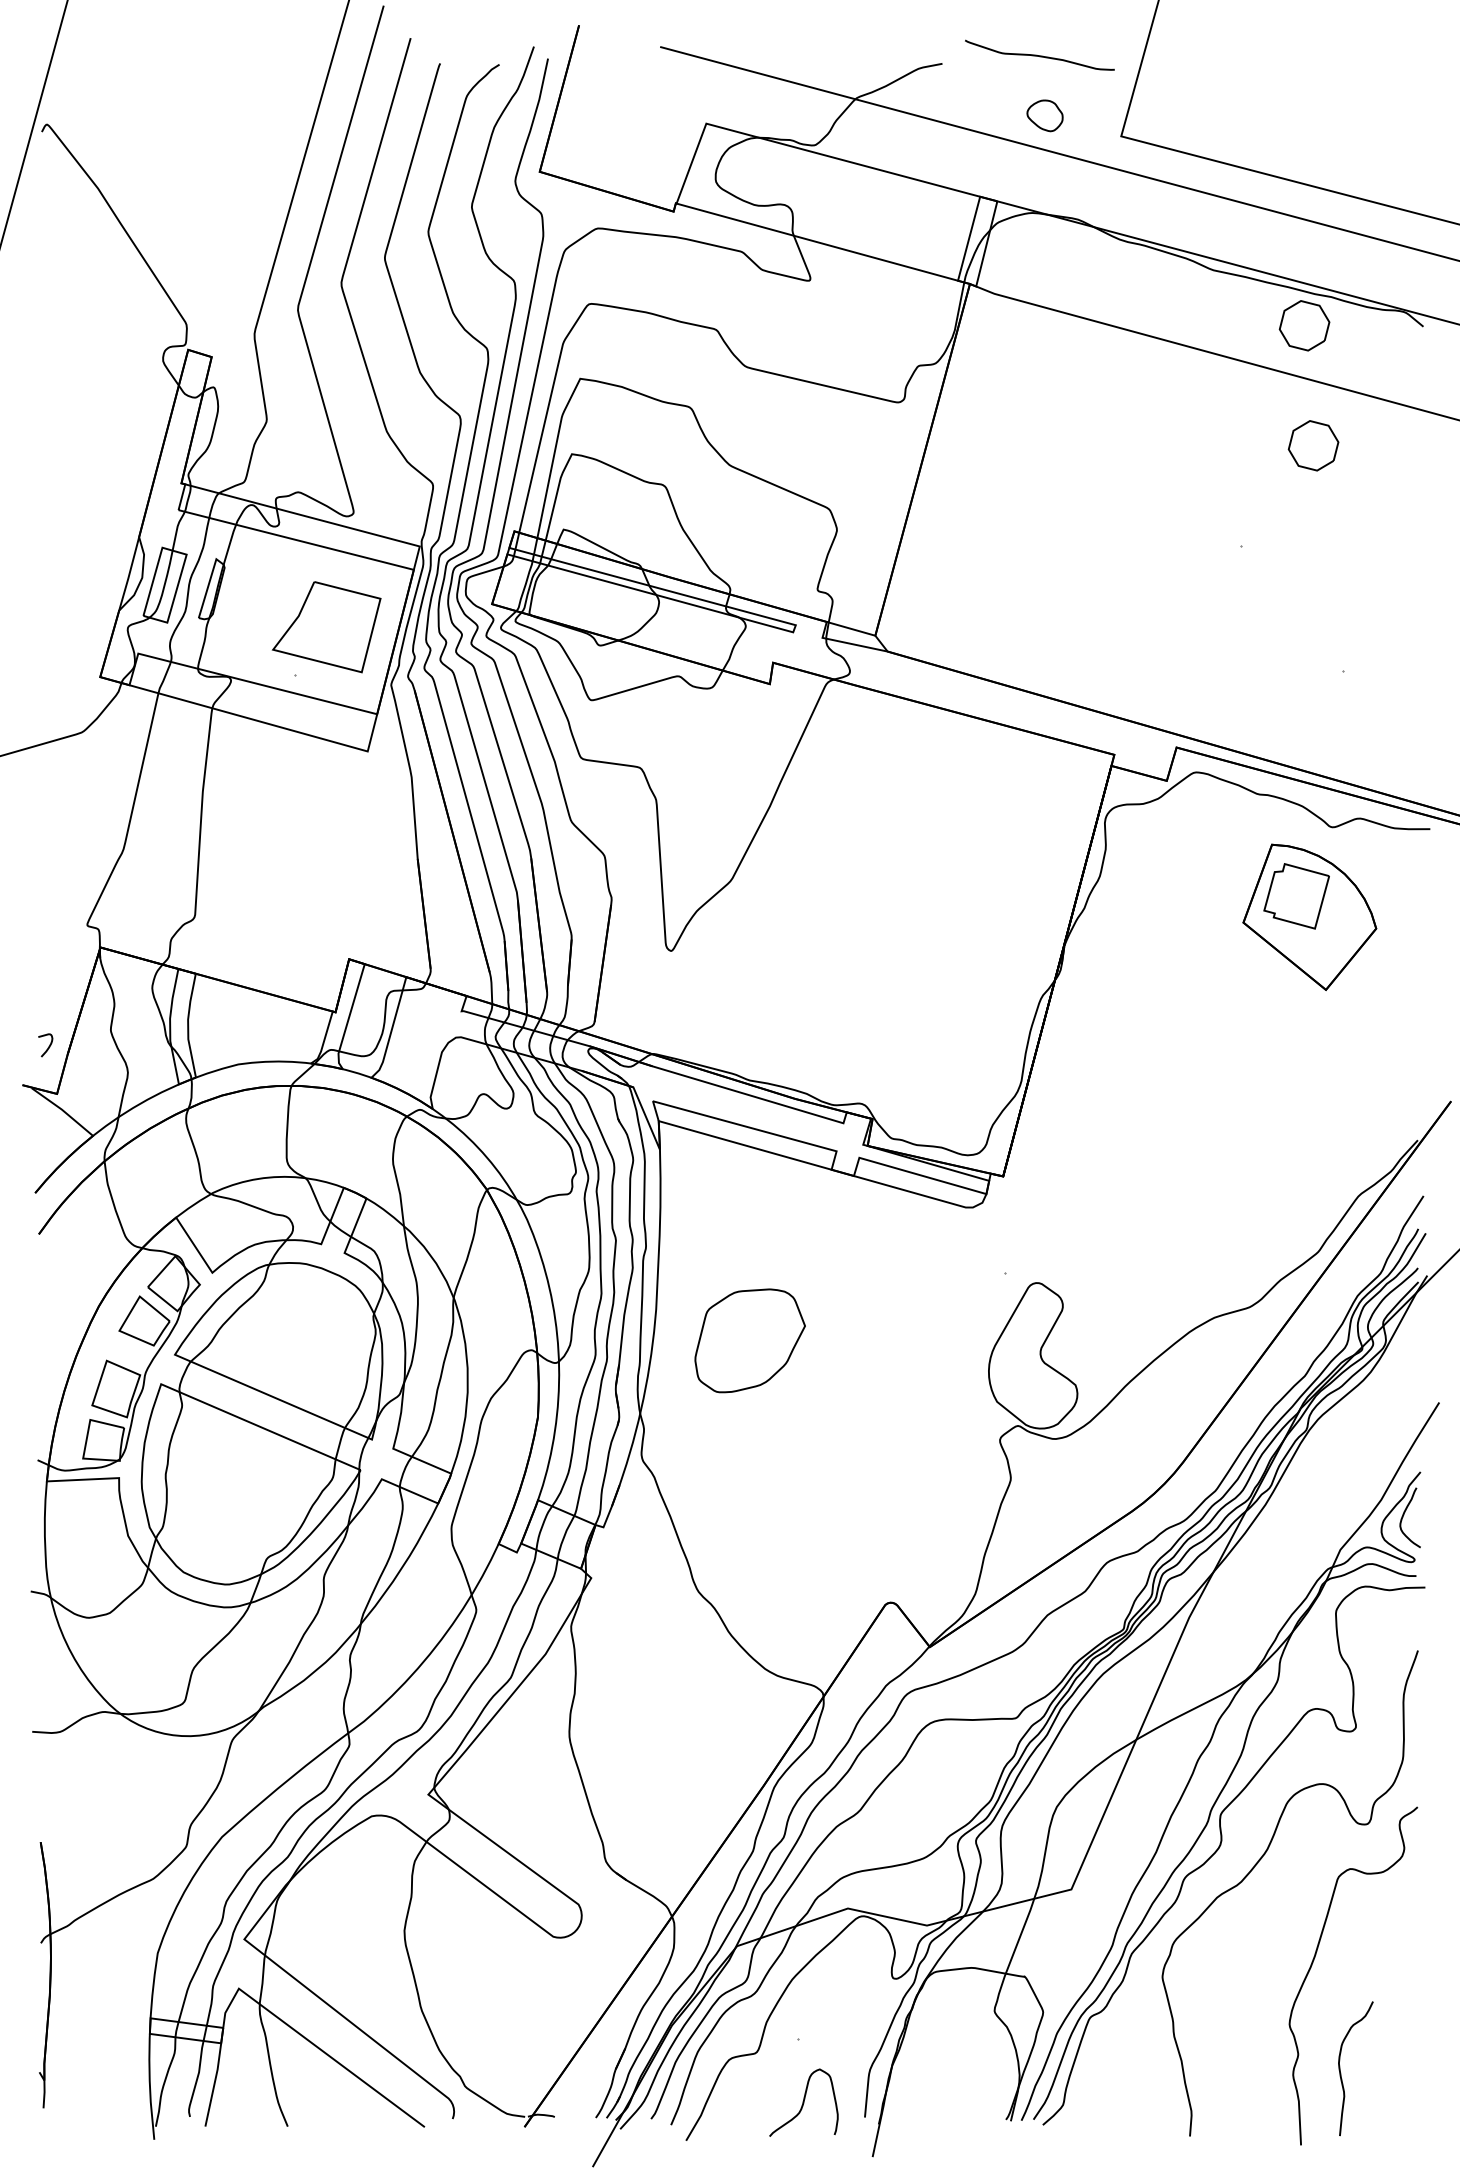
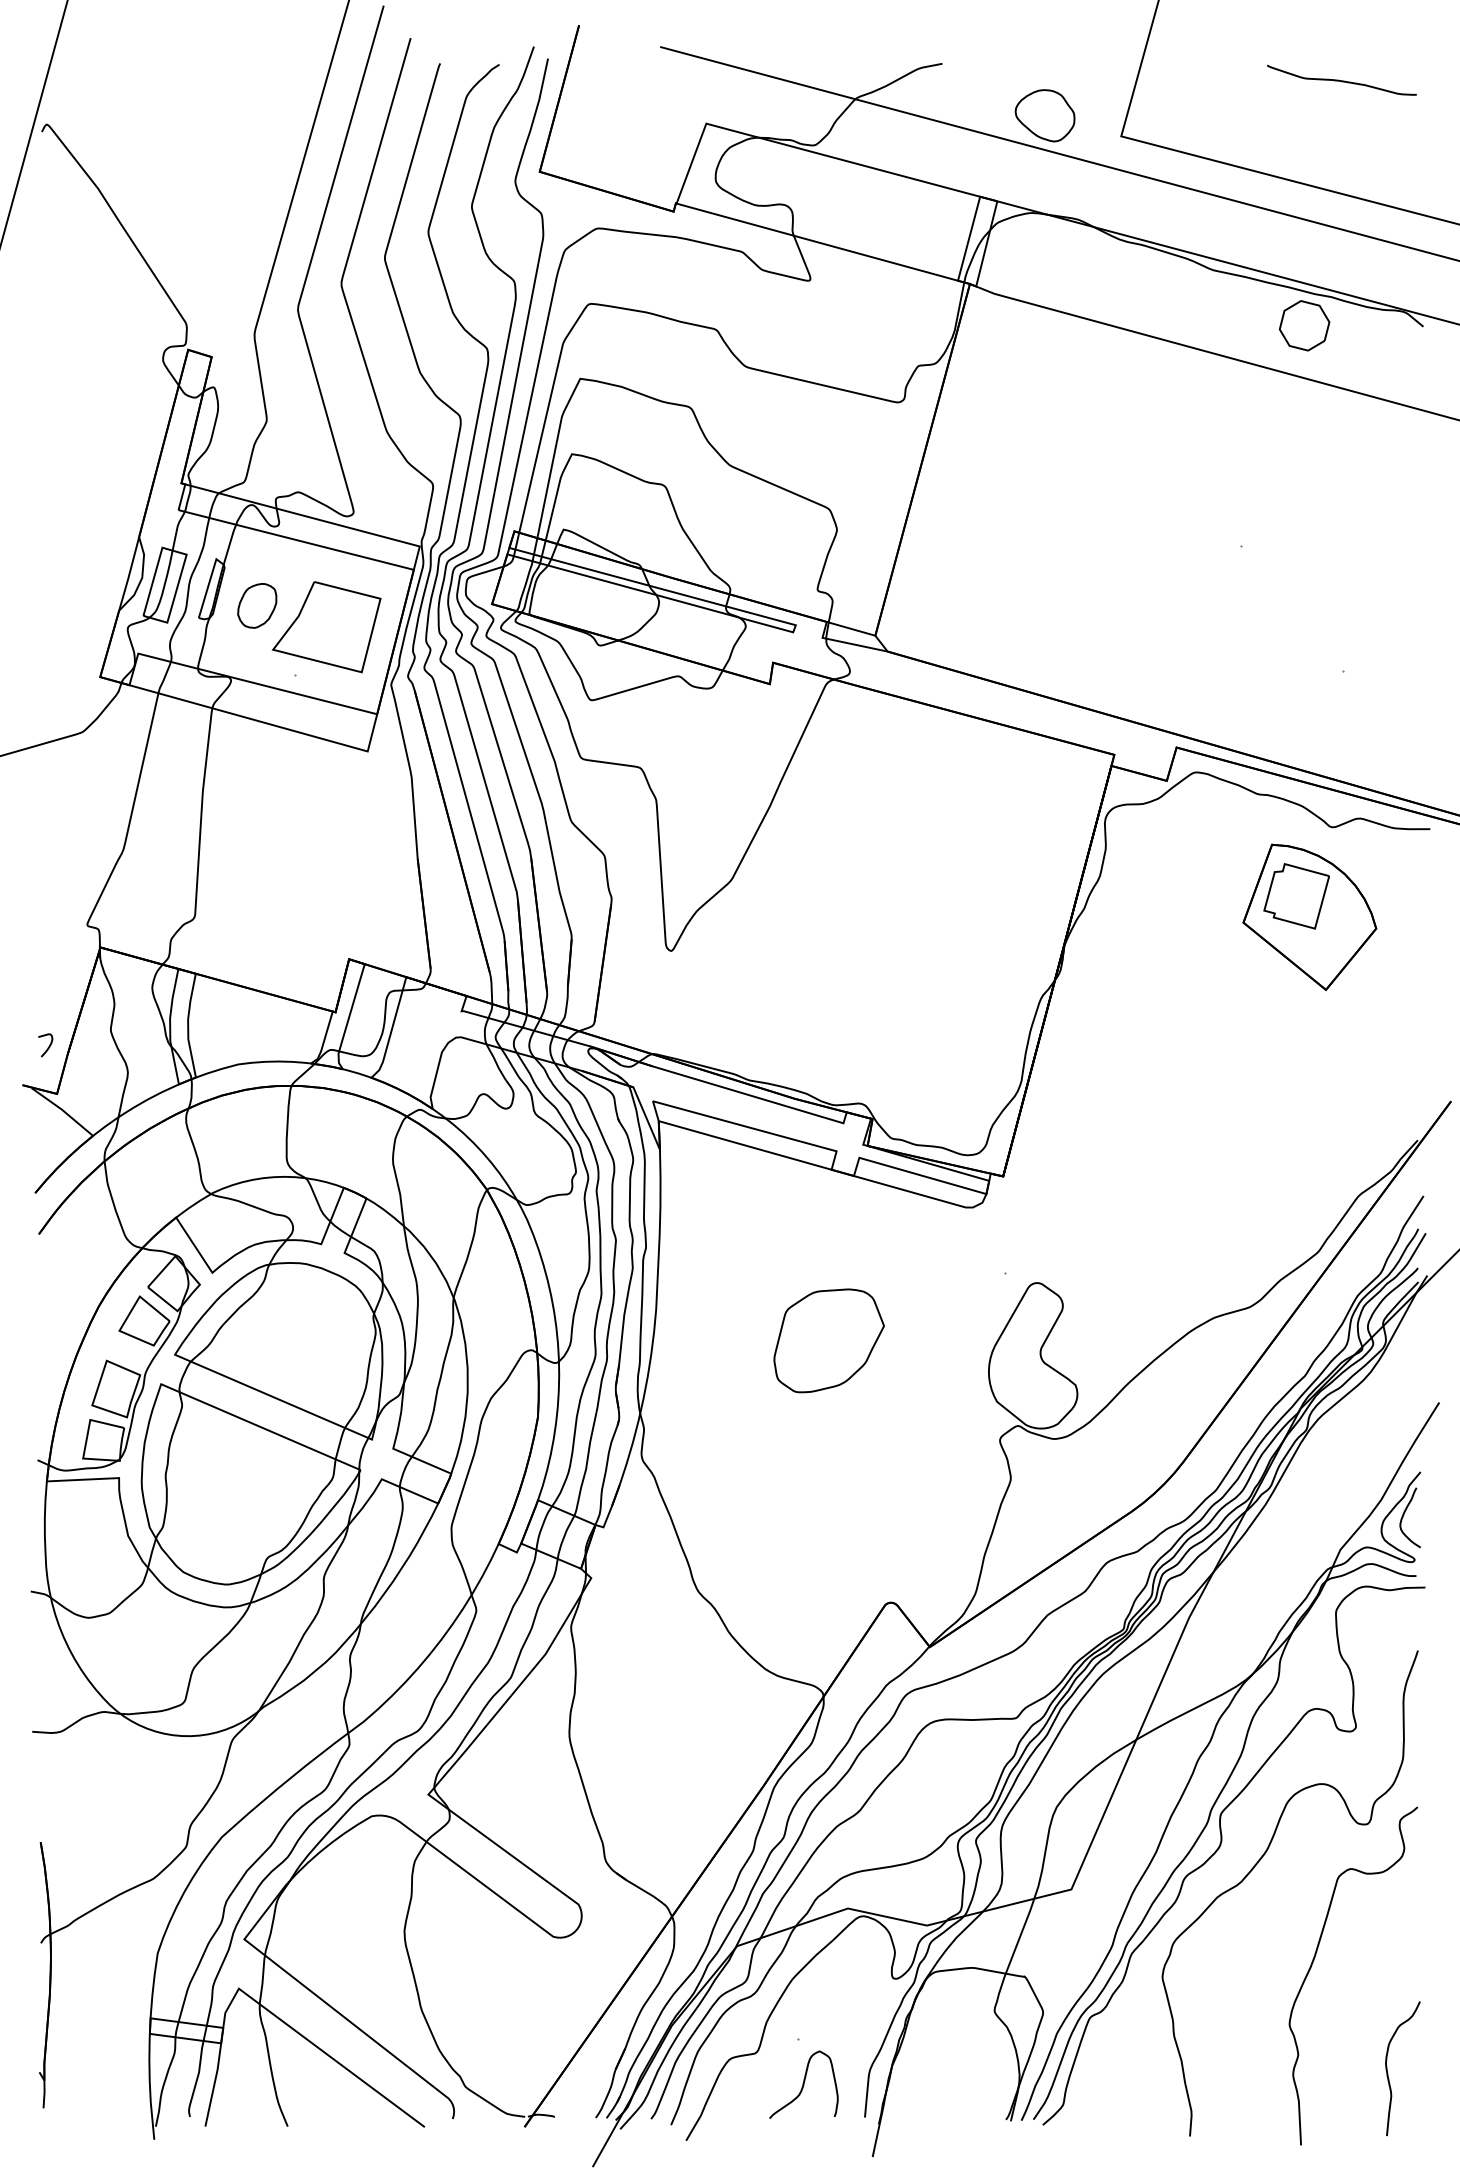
curve position: (1039, 55) -> (1341, 80) (1341, 80)
part size: 38x34 px -> 62x54 px (1044, 115)
part: present -> none (1313, 445)
part: none -> present (257, 605)
part position: (749, 1340) -> (828, 1340) (828, 1340)
curve position: (1341, 2073) -> (1388, 2073) (1388, 2073)
curve position: (803, 2102) -> (803, 2084) (803, 2084)
